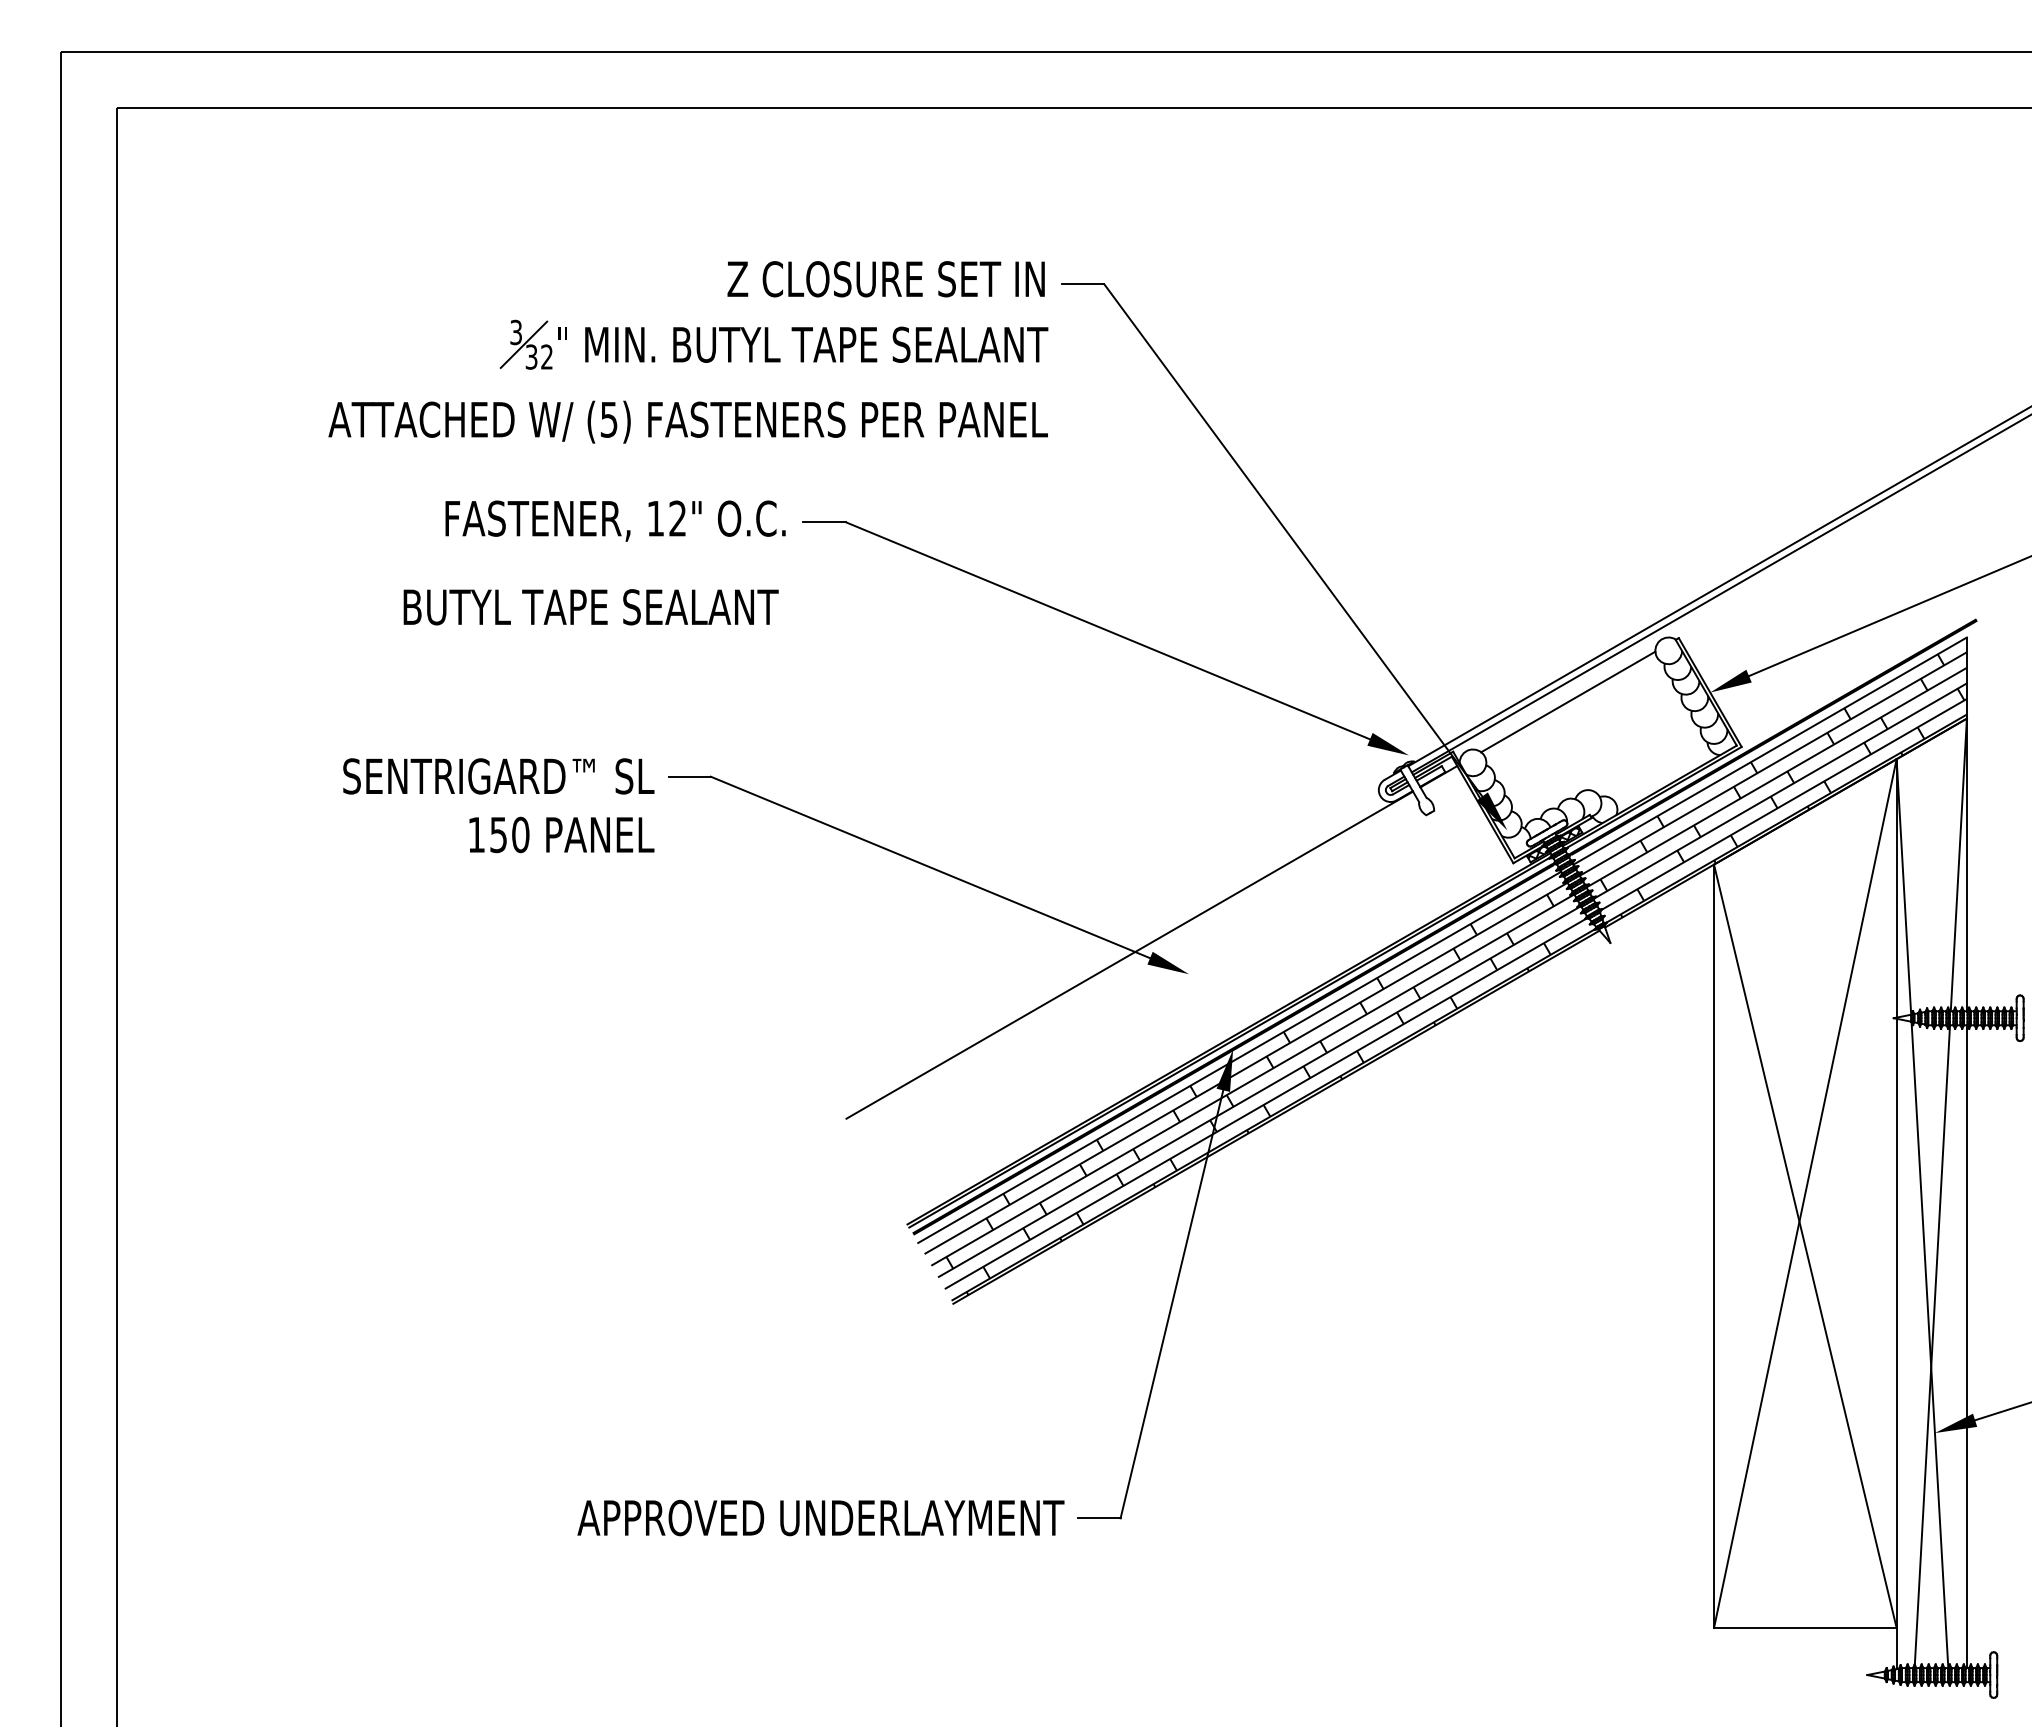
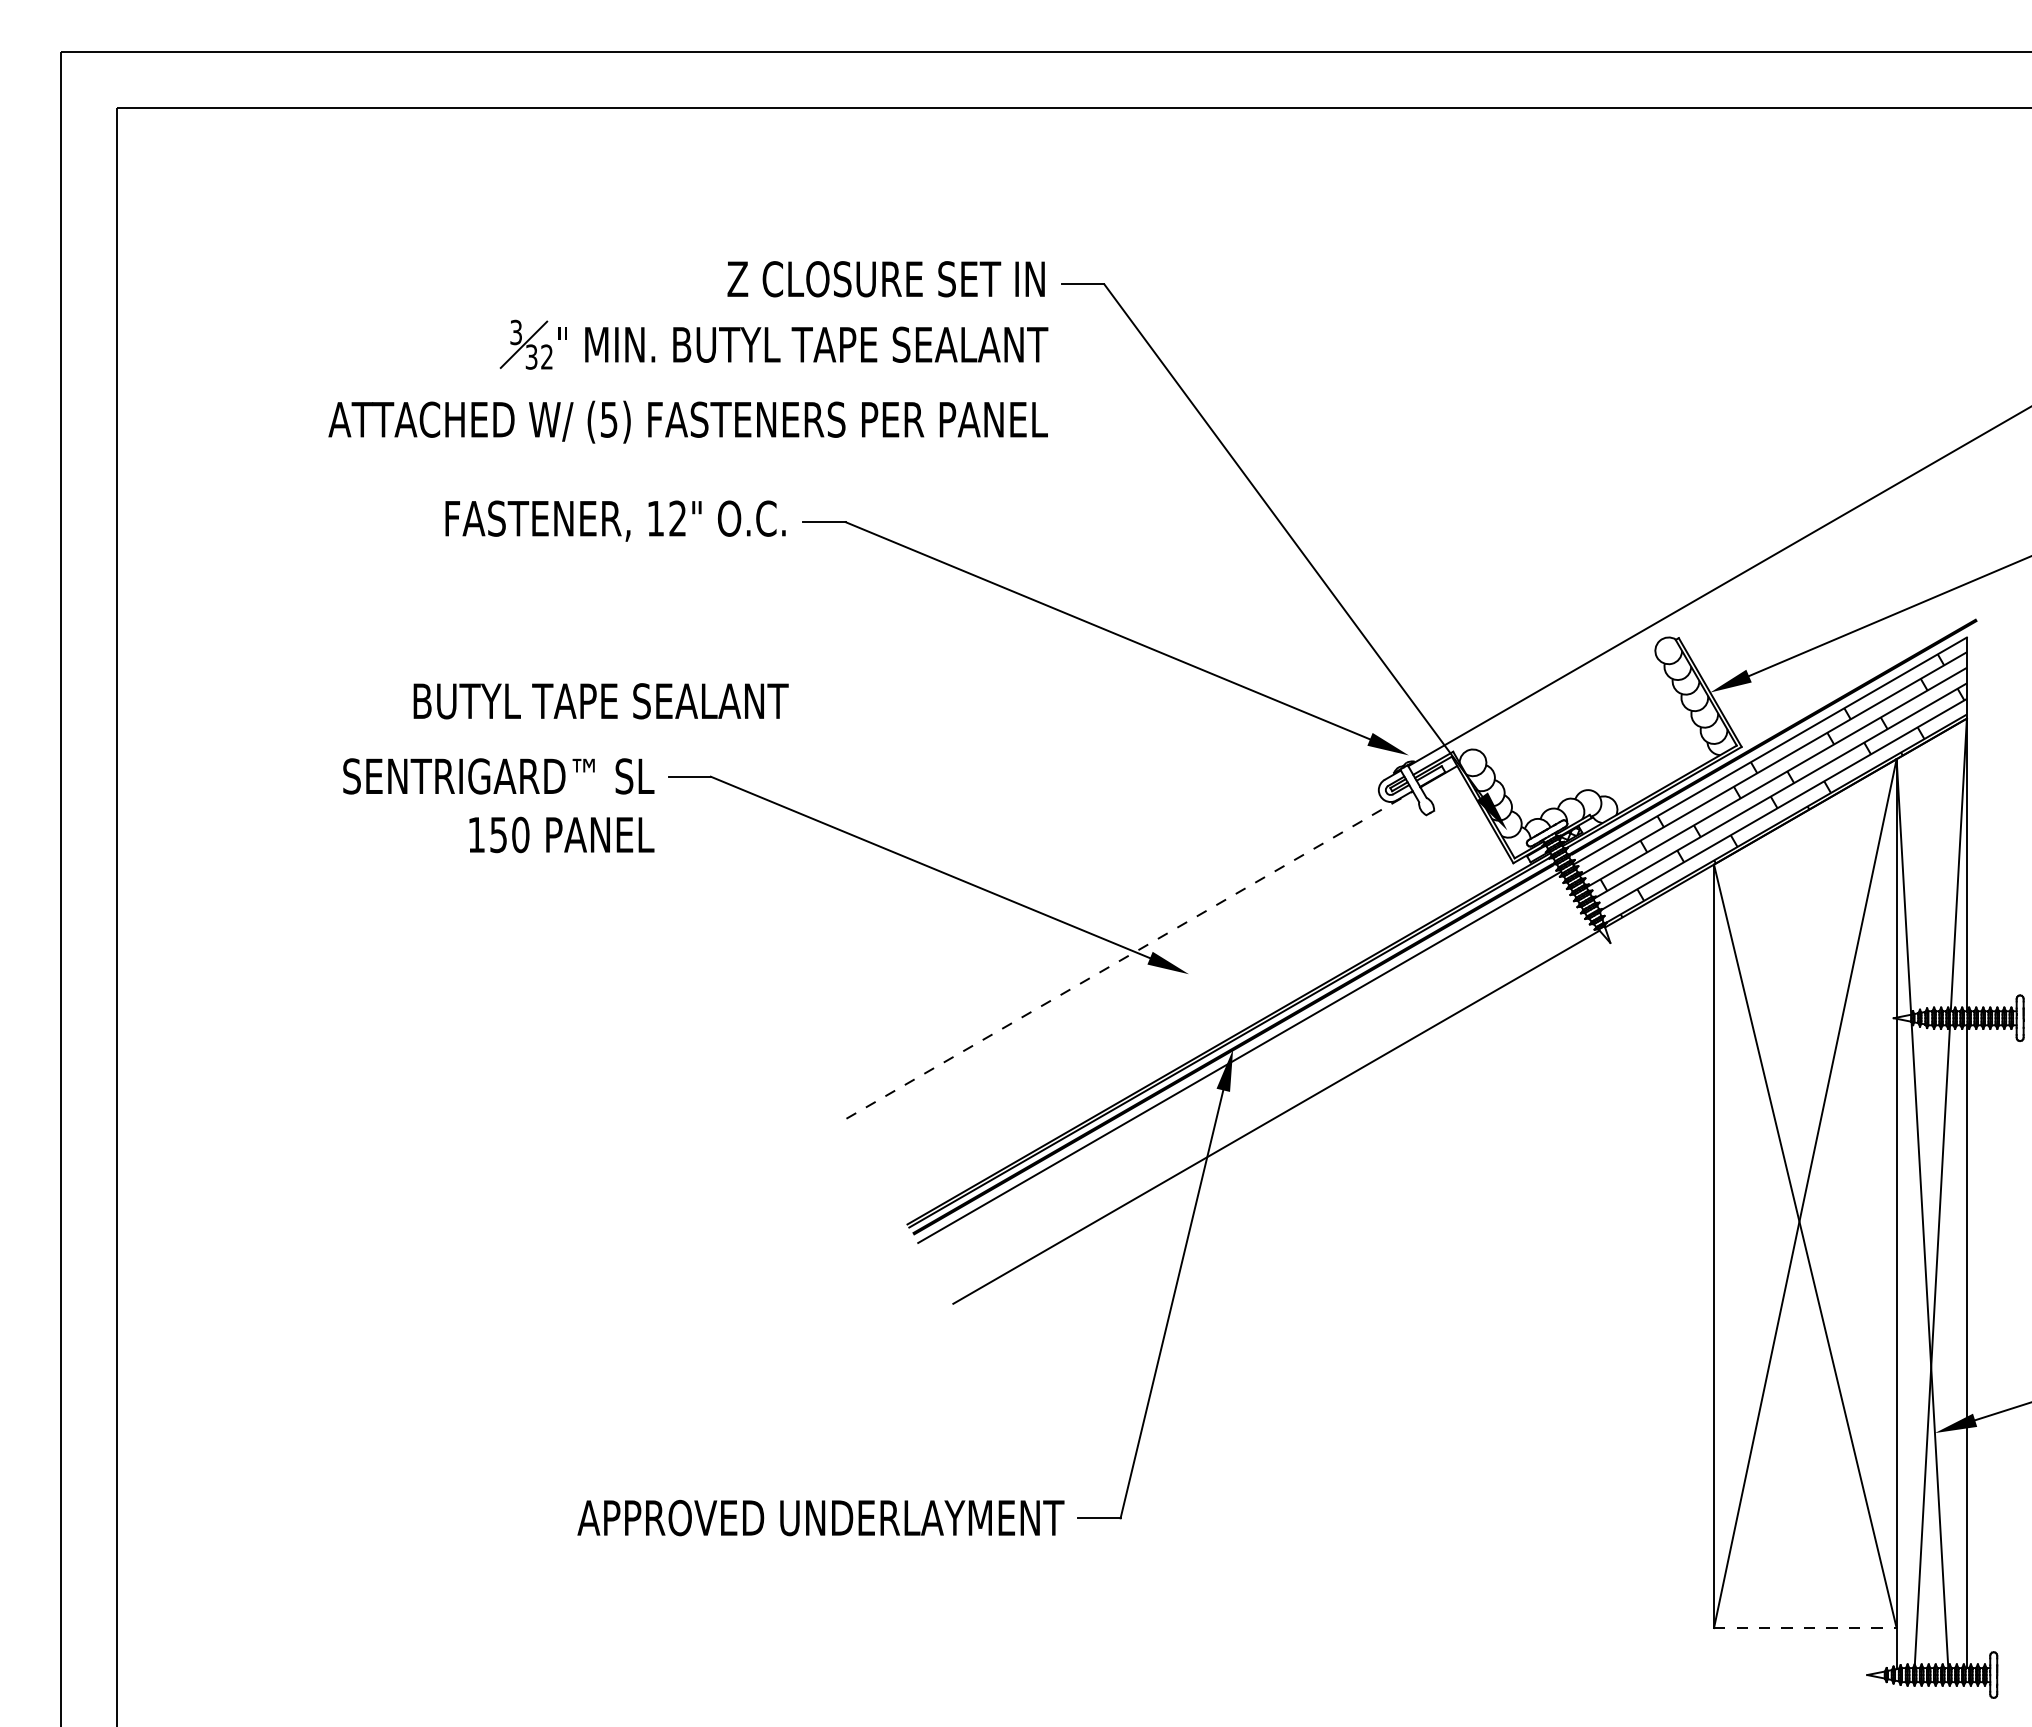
line: present -> none (1719, 594)
text position: (590, 607) -> (600, 701) (600, 701)
line: present -> none (1568, 701)
hatch: present -> none (1538, 852)
line: solid -> dashed (1130, 954)
hatch: present -> none (1259, 1091)
line: solid -> dashed (1805, 1628)
